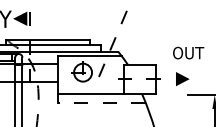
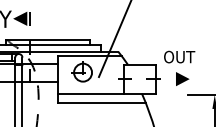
line: dashed -> solid (115, 38)
text position: (188, 52) -> (179, 56) (179, 56)
line: dashed -> solid (101, 103)
